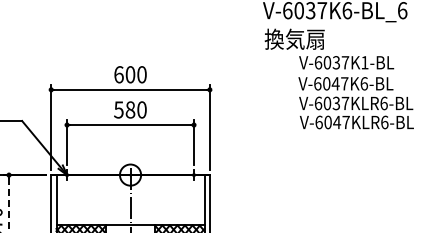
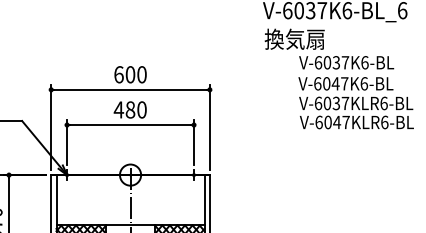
text: V-6037K1-BL -> V-6037K6-BL (364, 62)
text: 580 -> 480 (118, 109)
line: dashed -> solid (9, 206)
